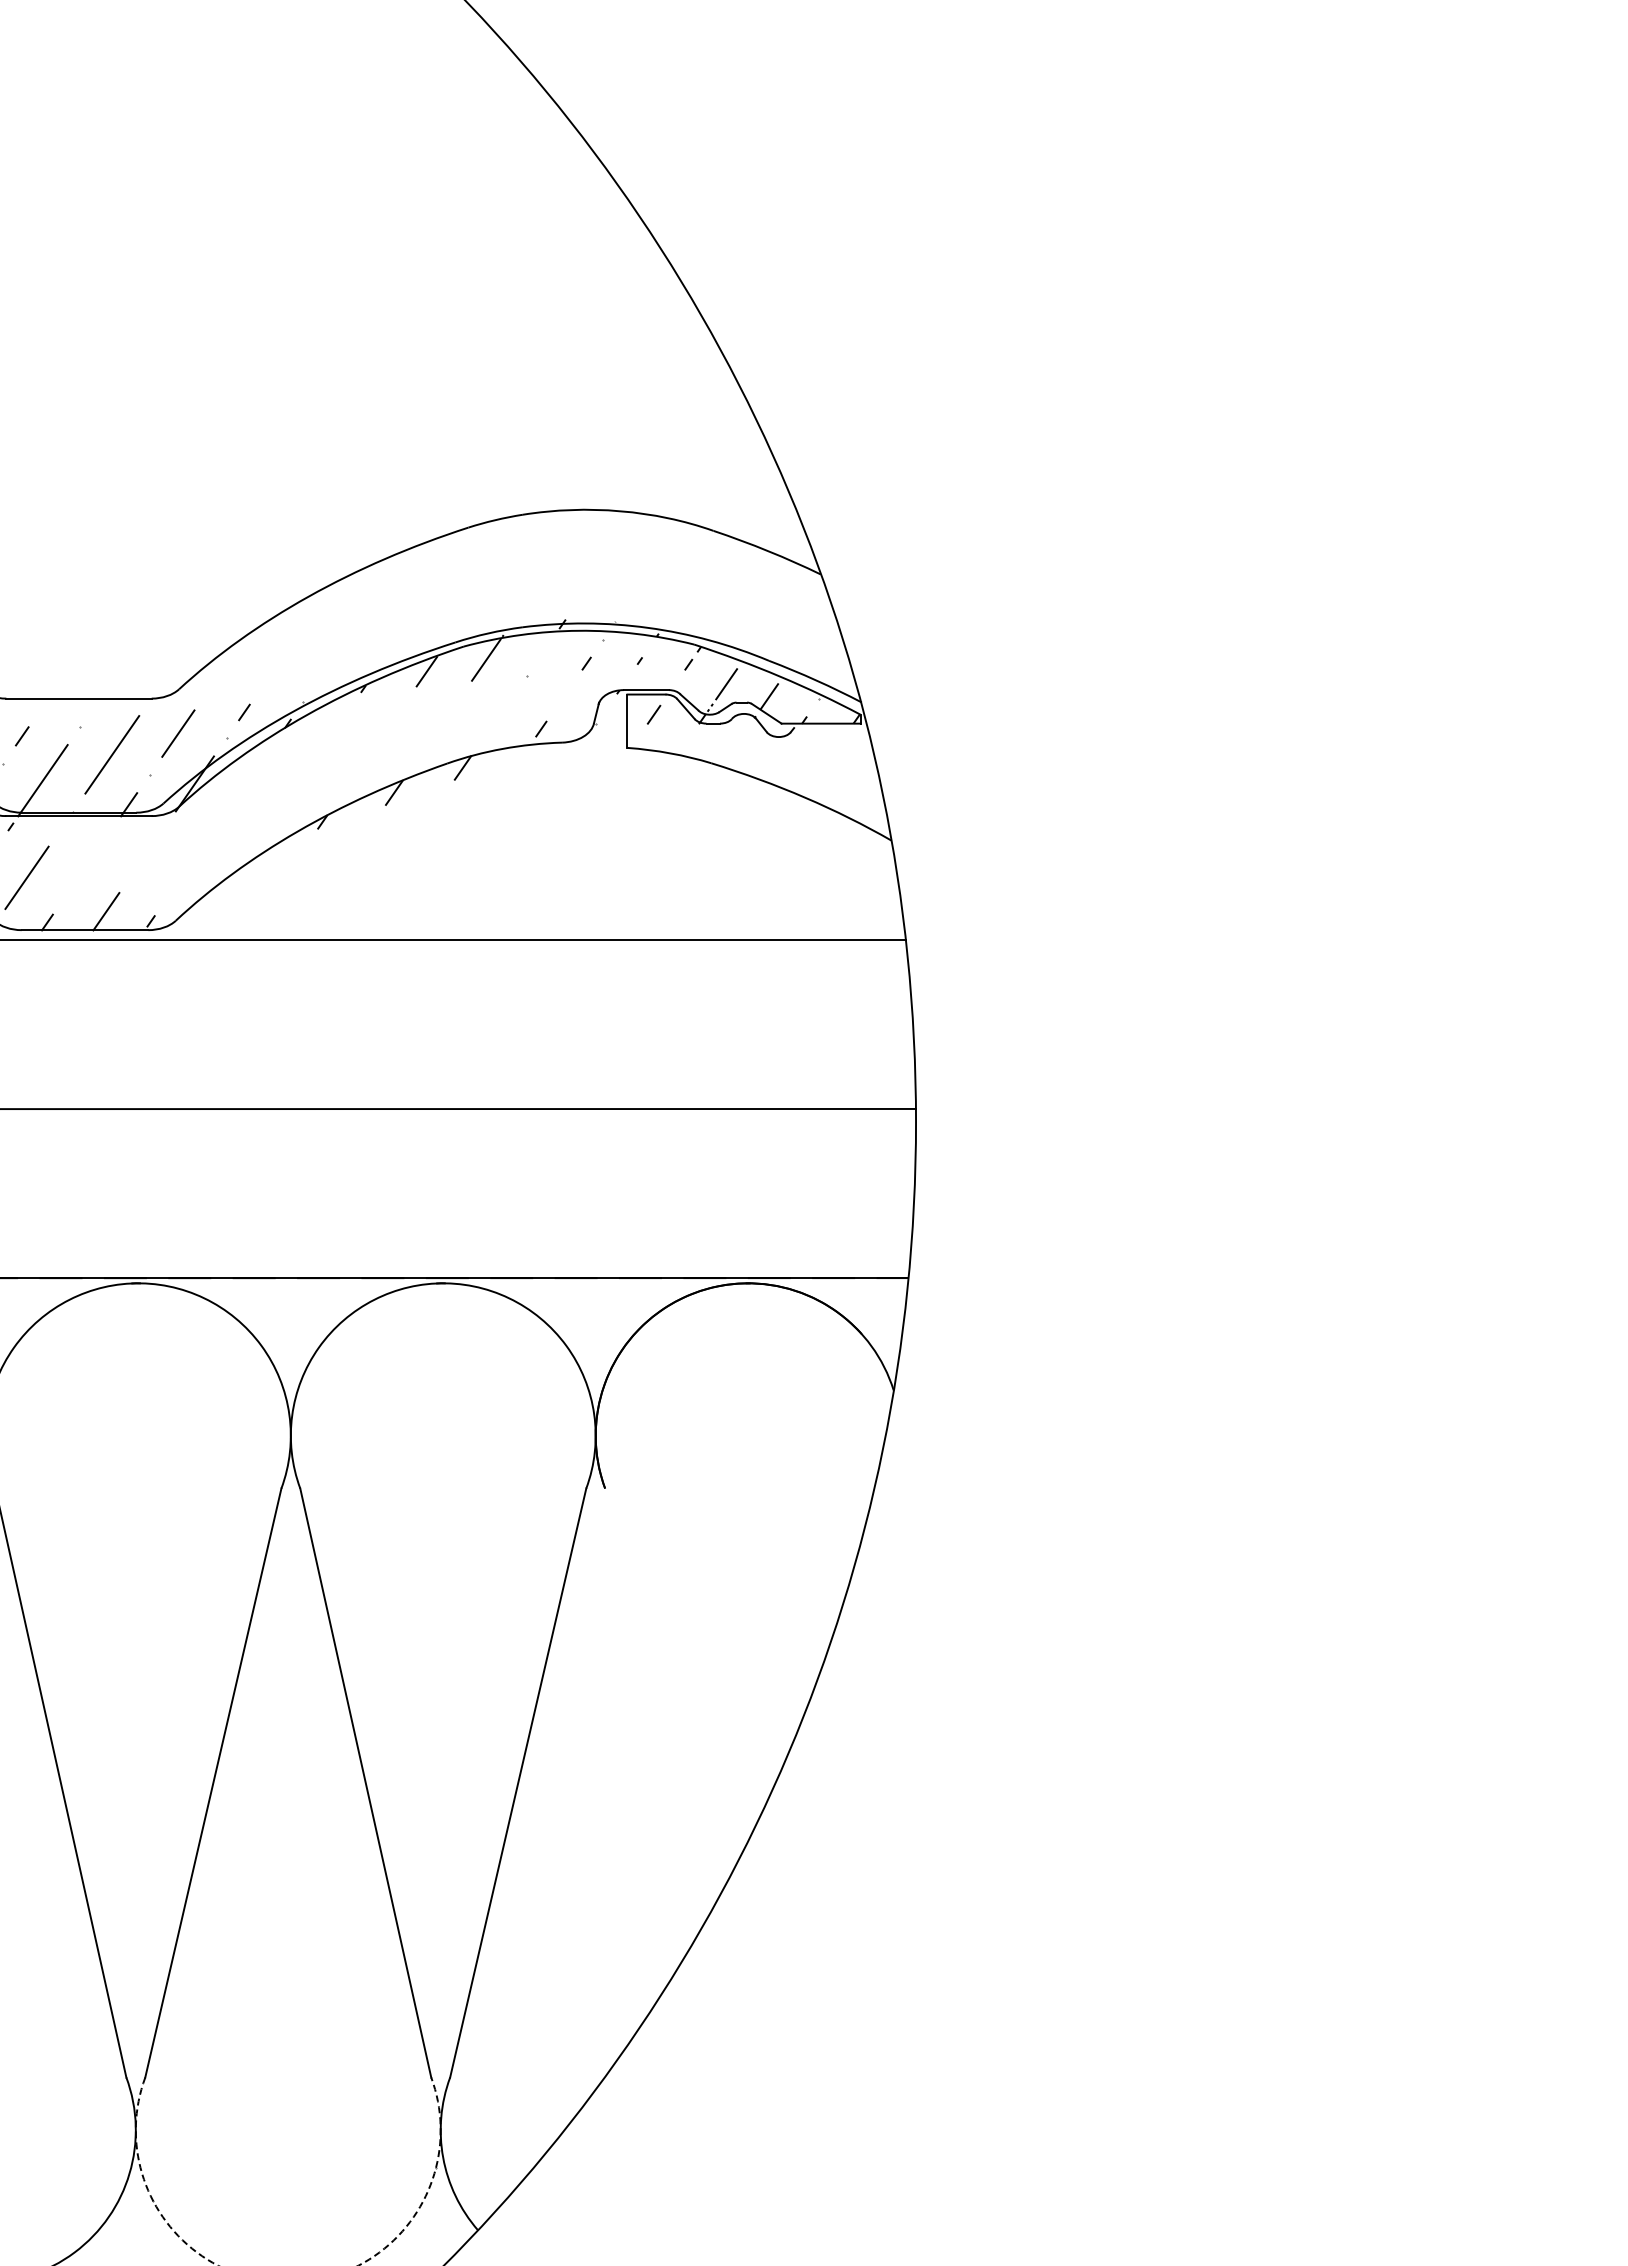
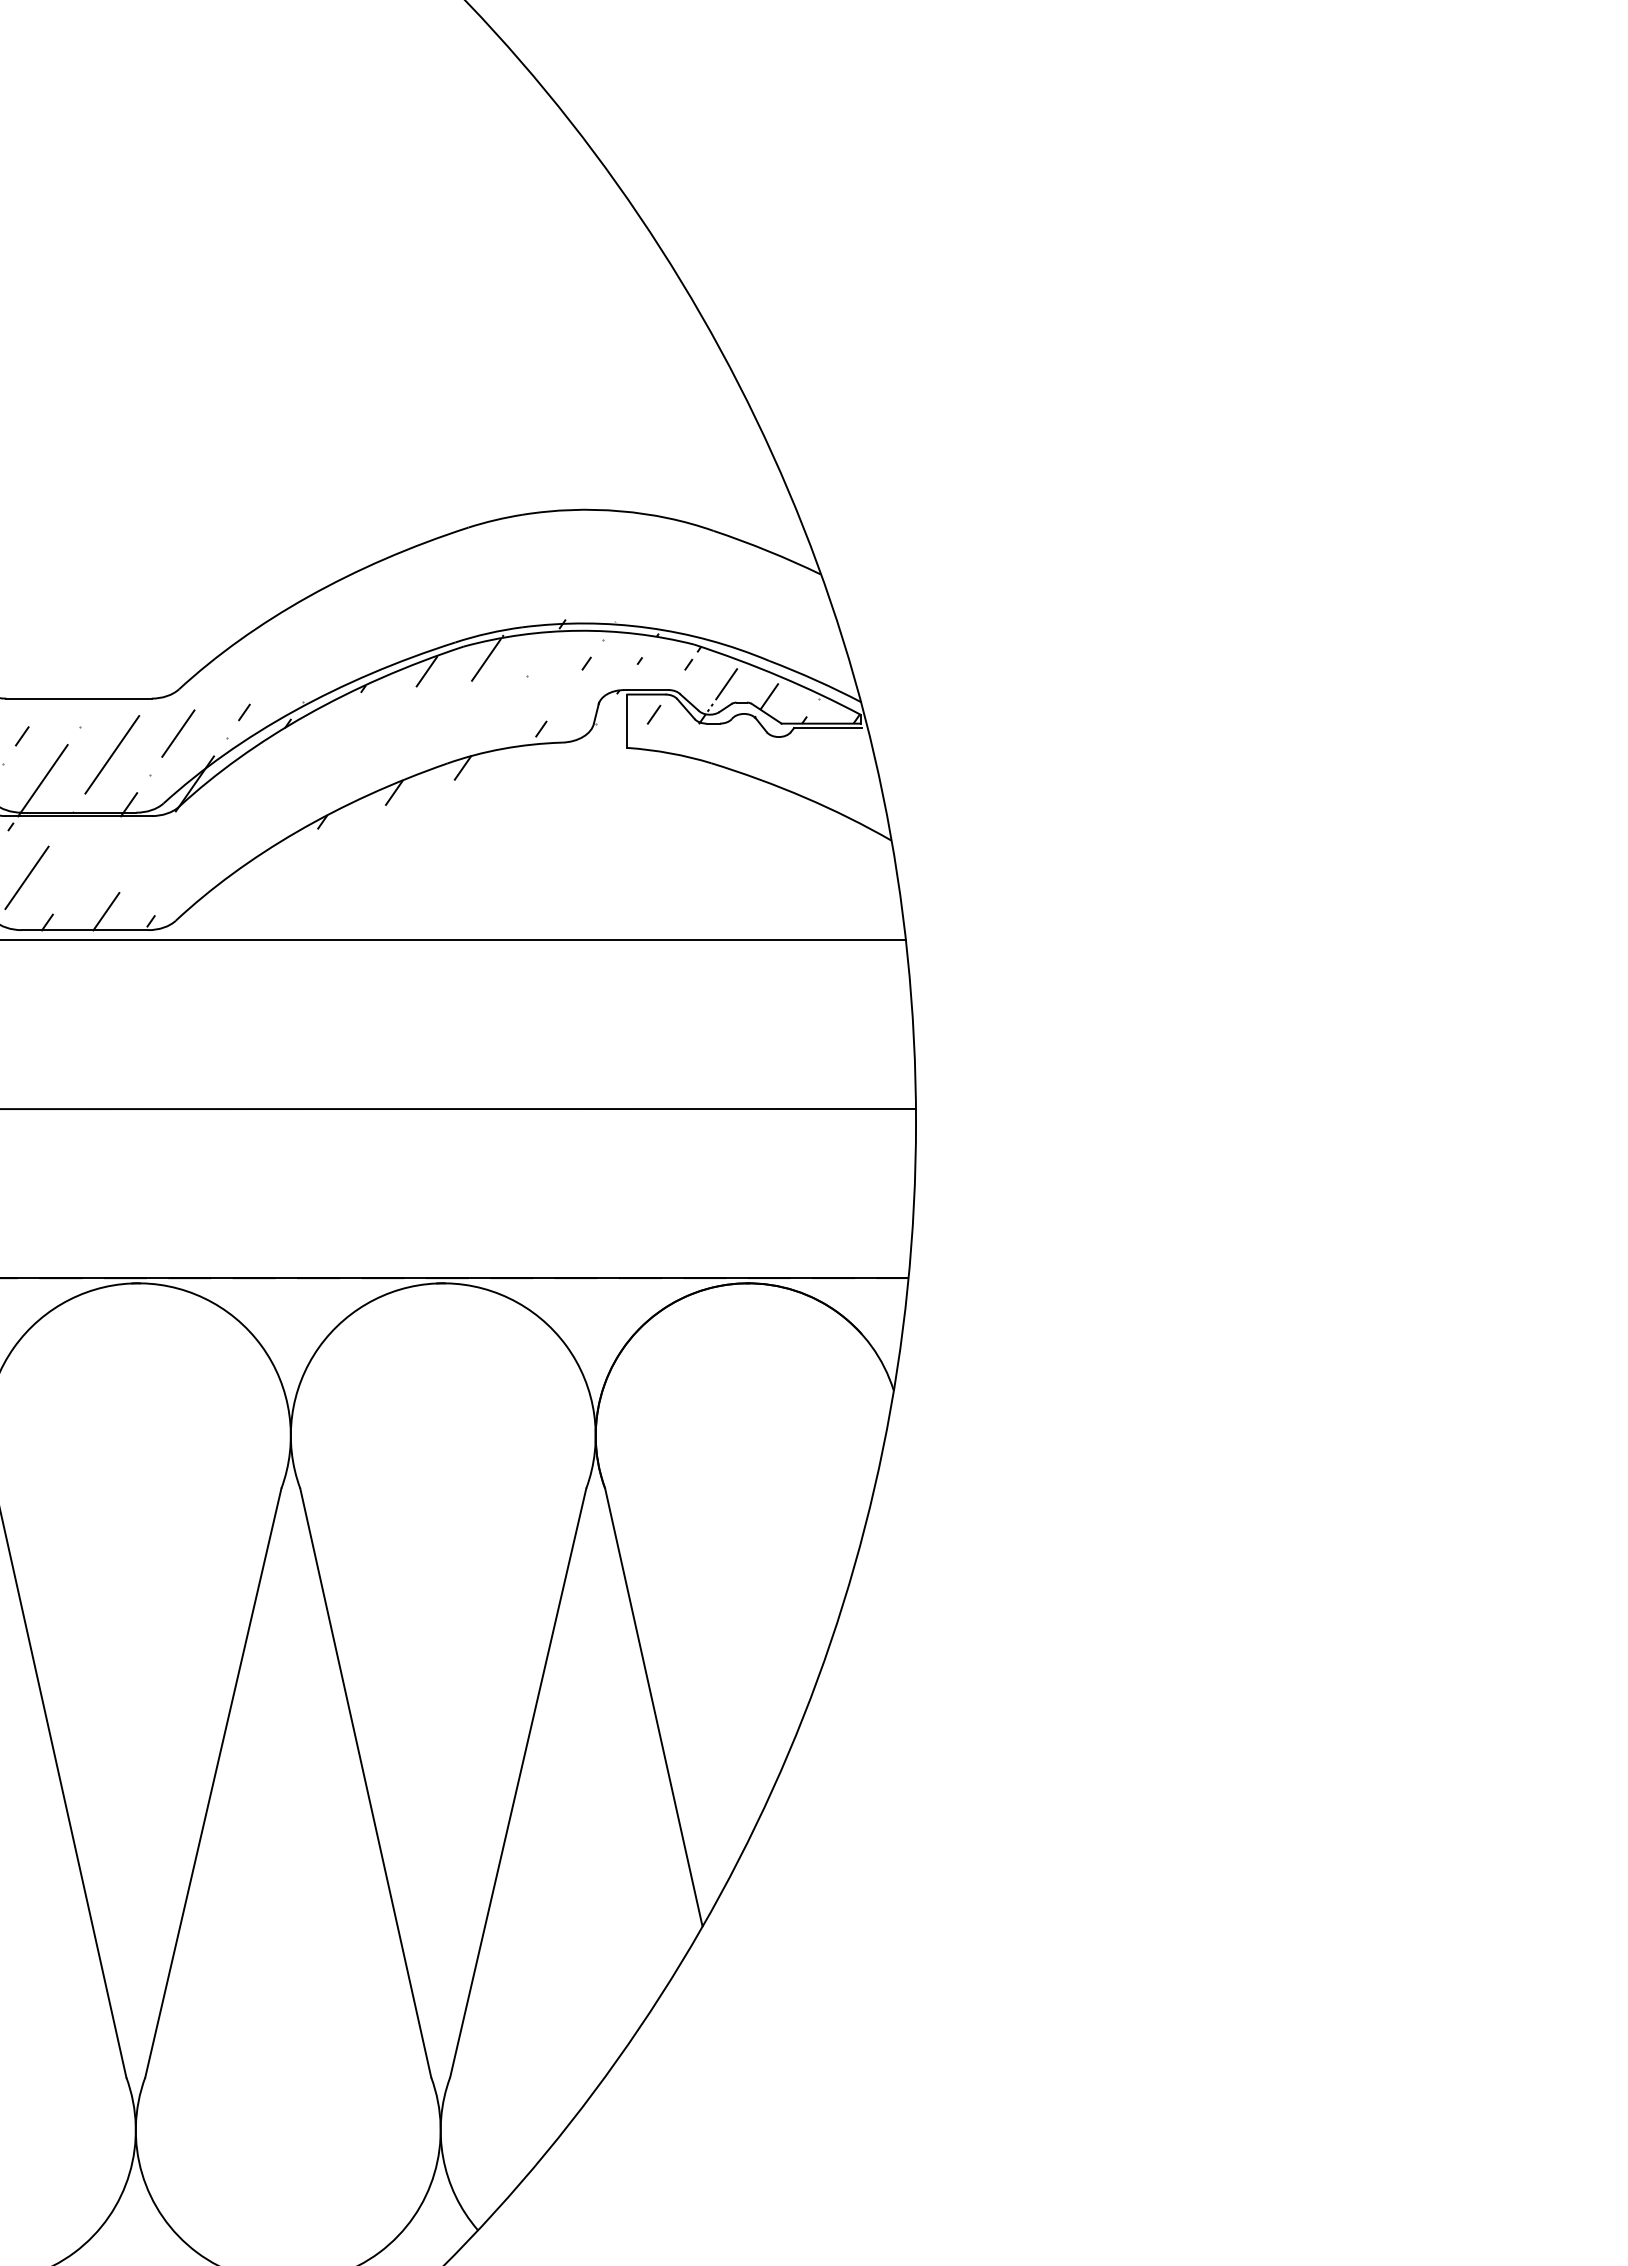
line: none -> present (827, 728)
line: none -> present (653, 1707)
arc: dashed -> solid (358, 2265)
